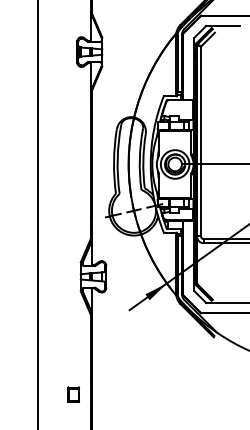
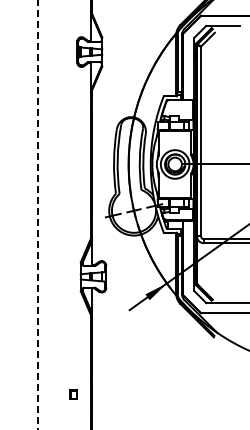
line: solid -> dashed (38, 214)
part size: 13x17 px -> 9x11 px (73, 394)
